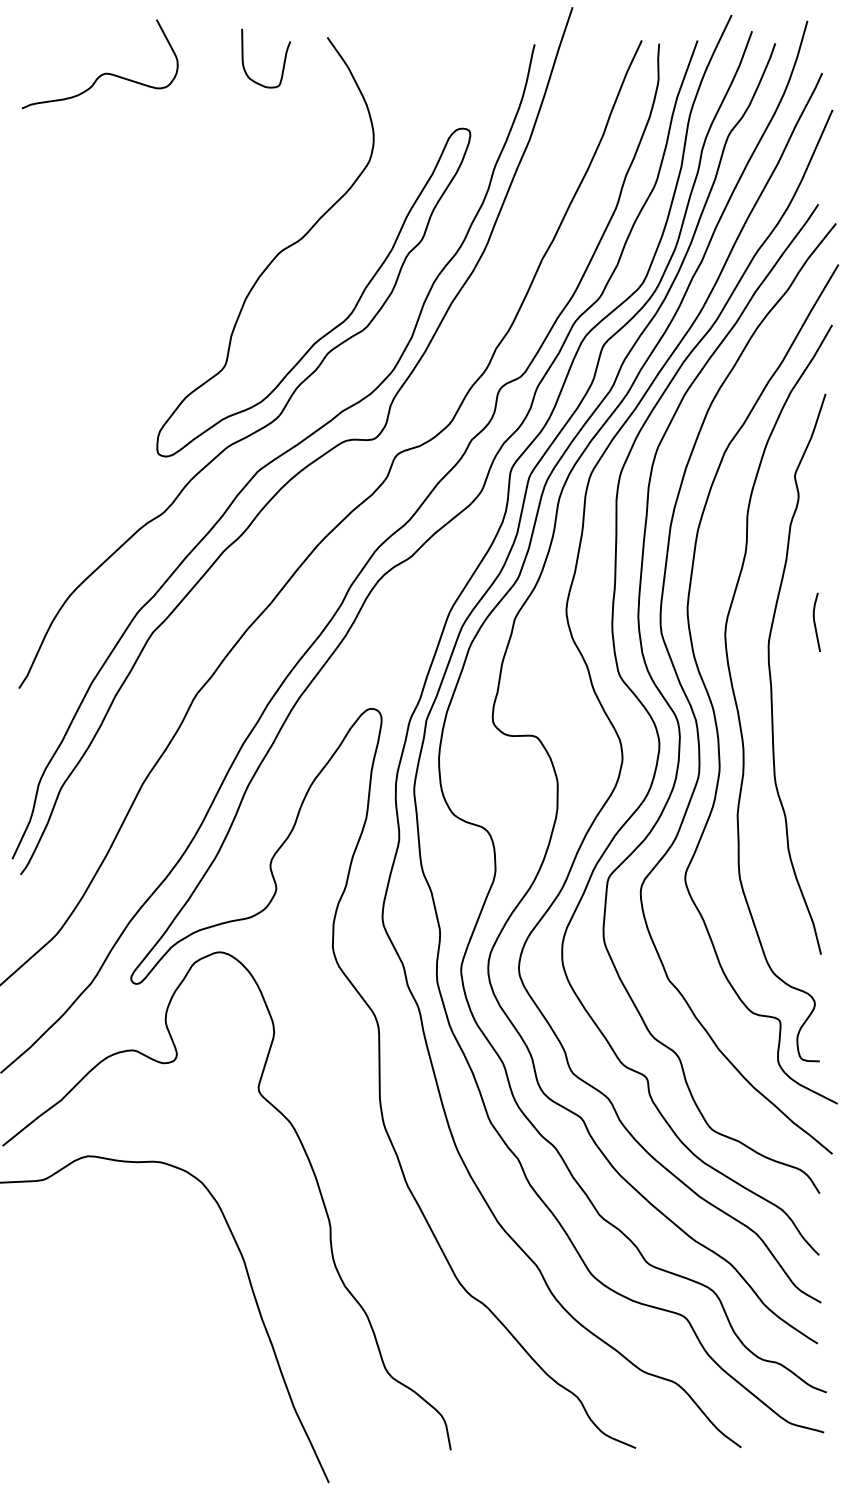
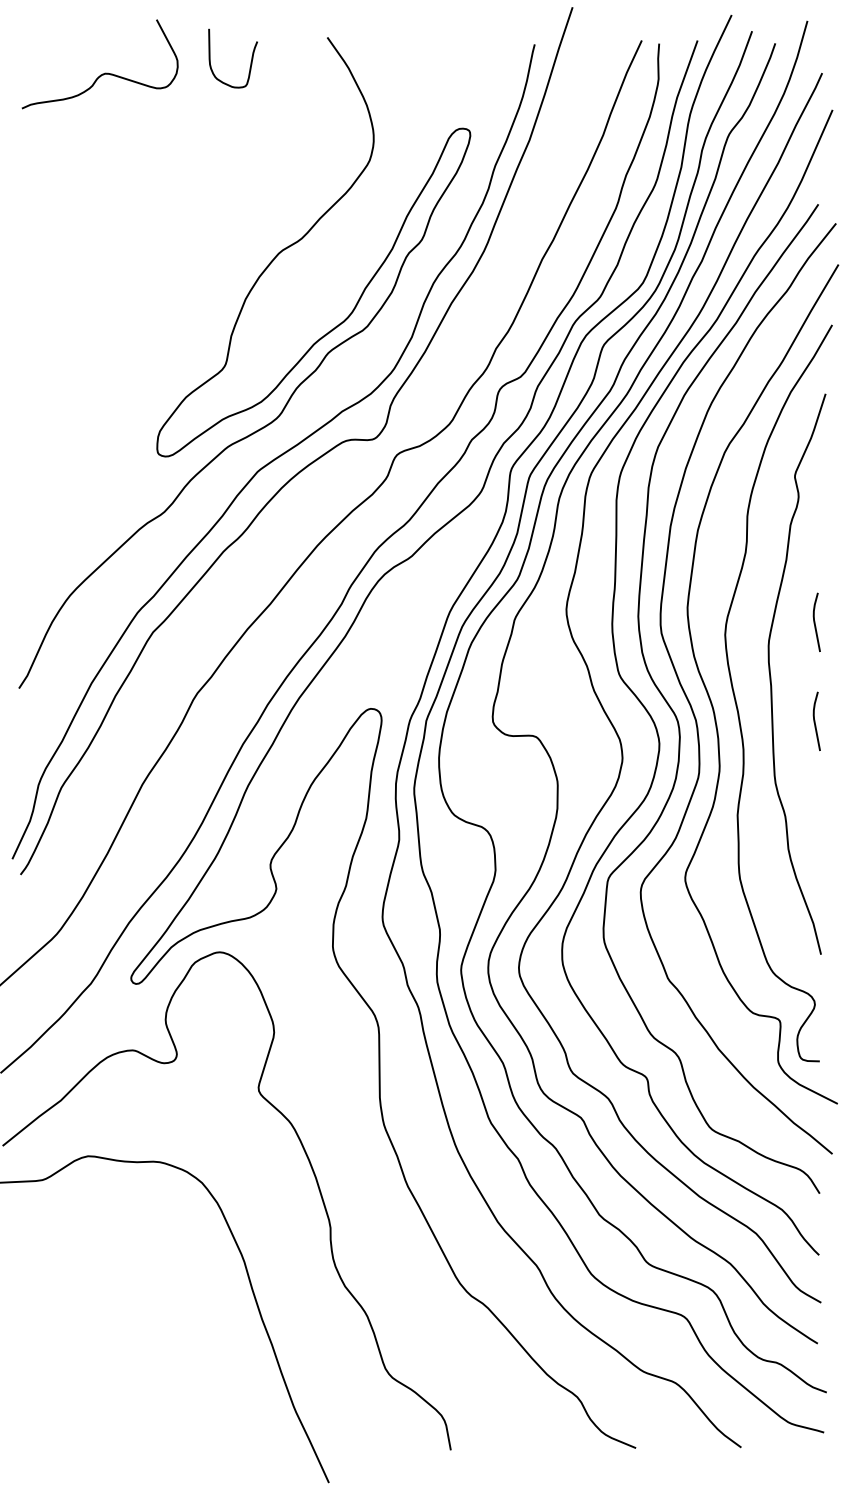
curve position: (283, 62) -> (250, 62) (250, 62)
curve: none -> present (815, 720)
